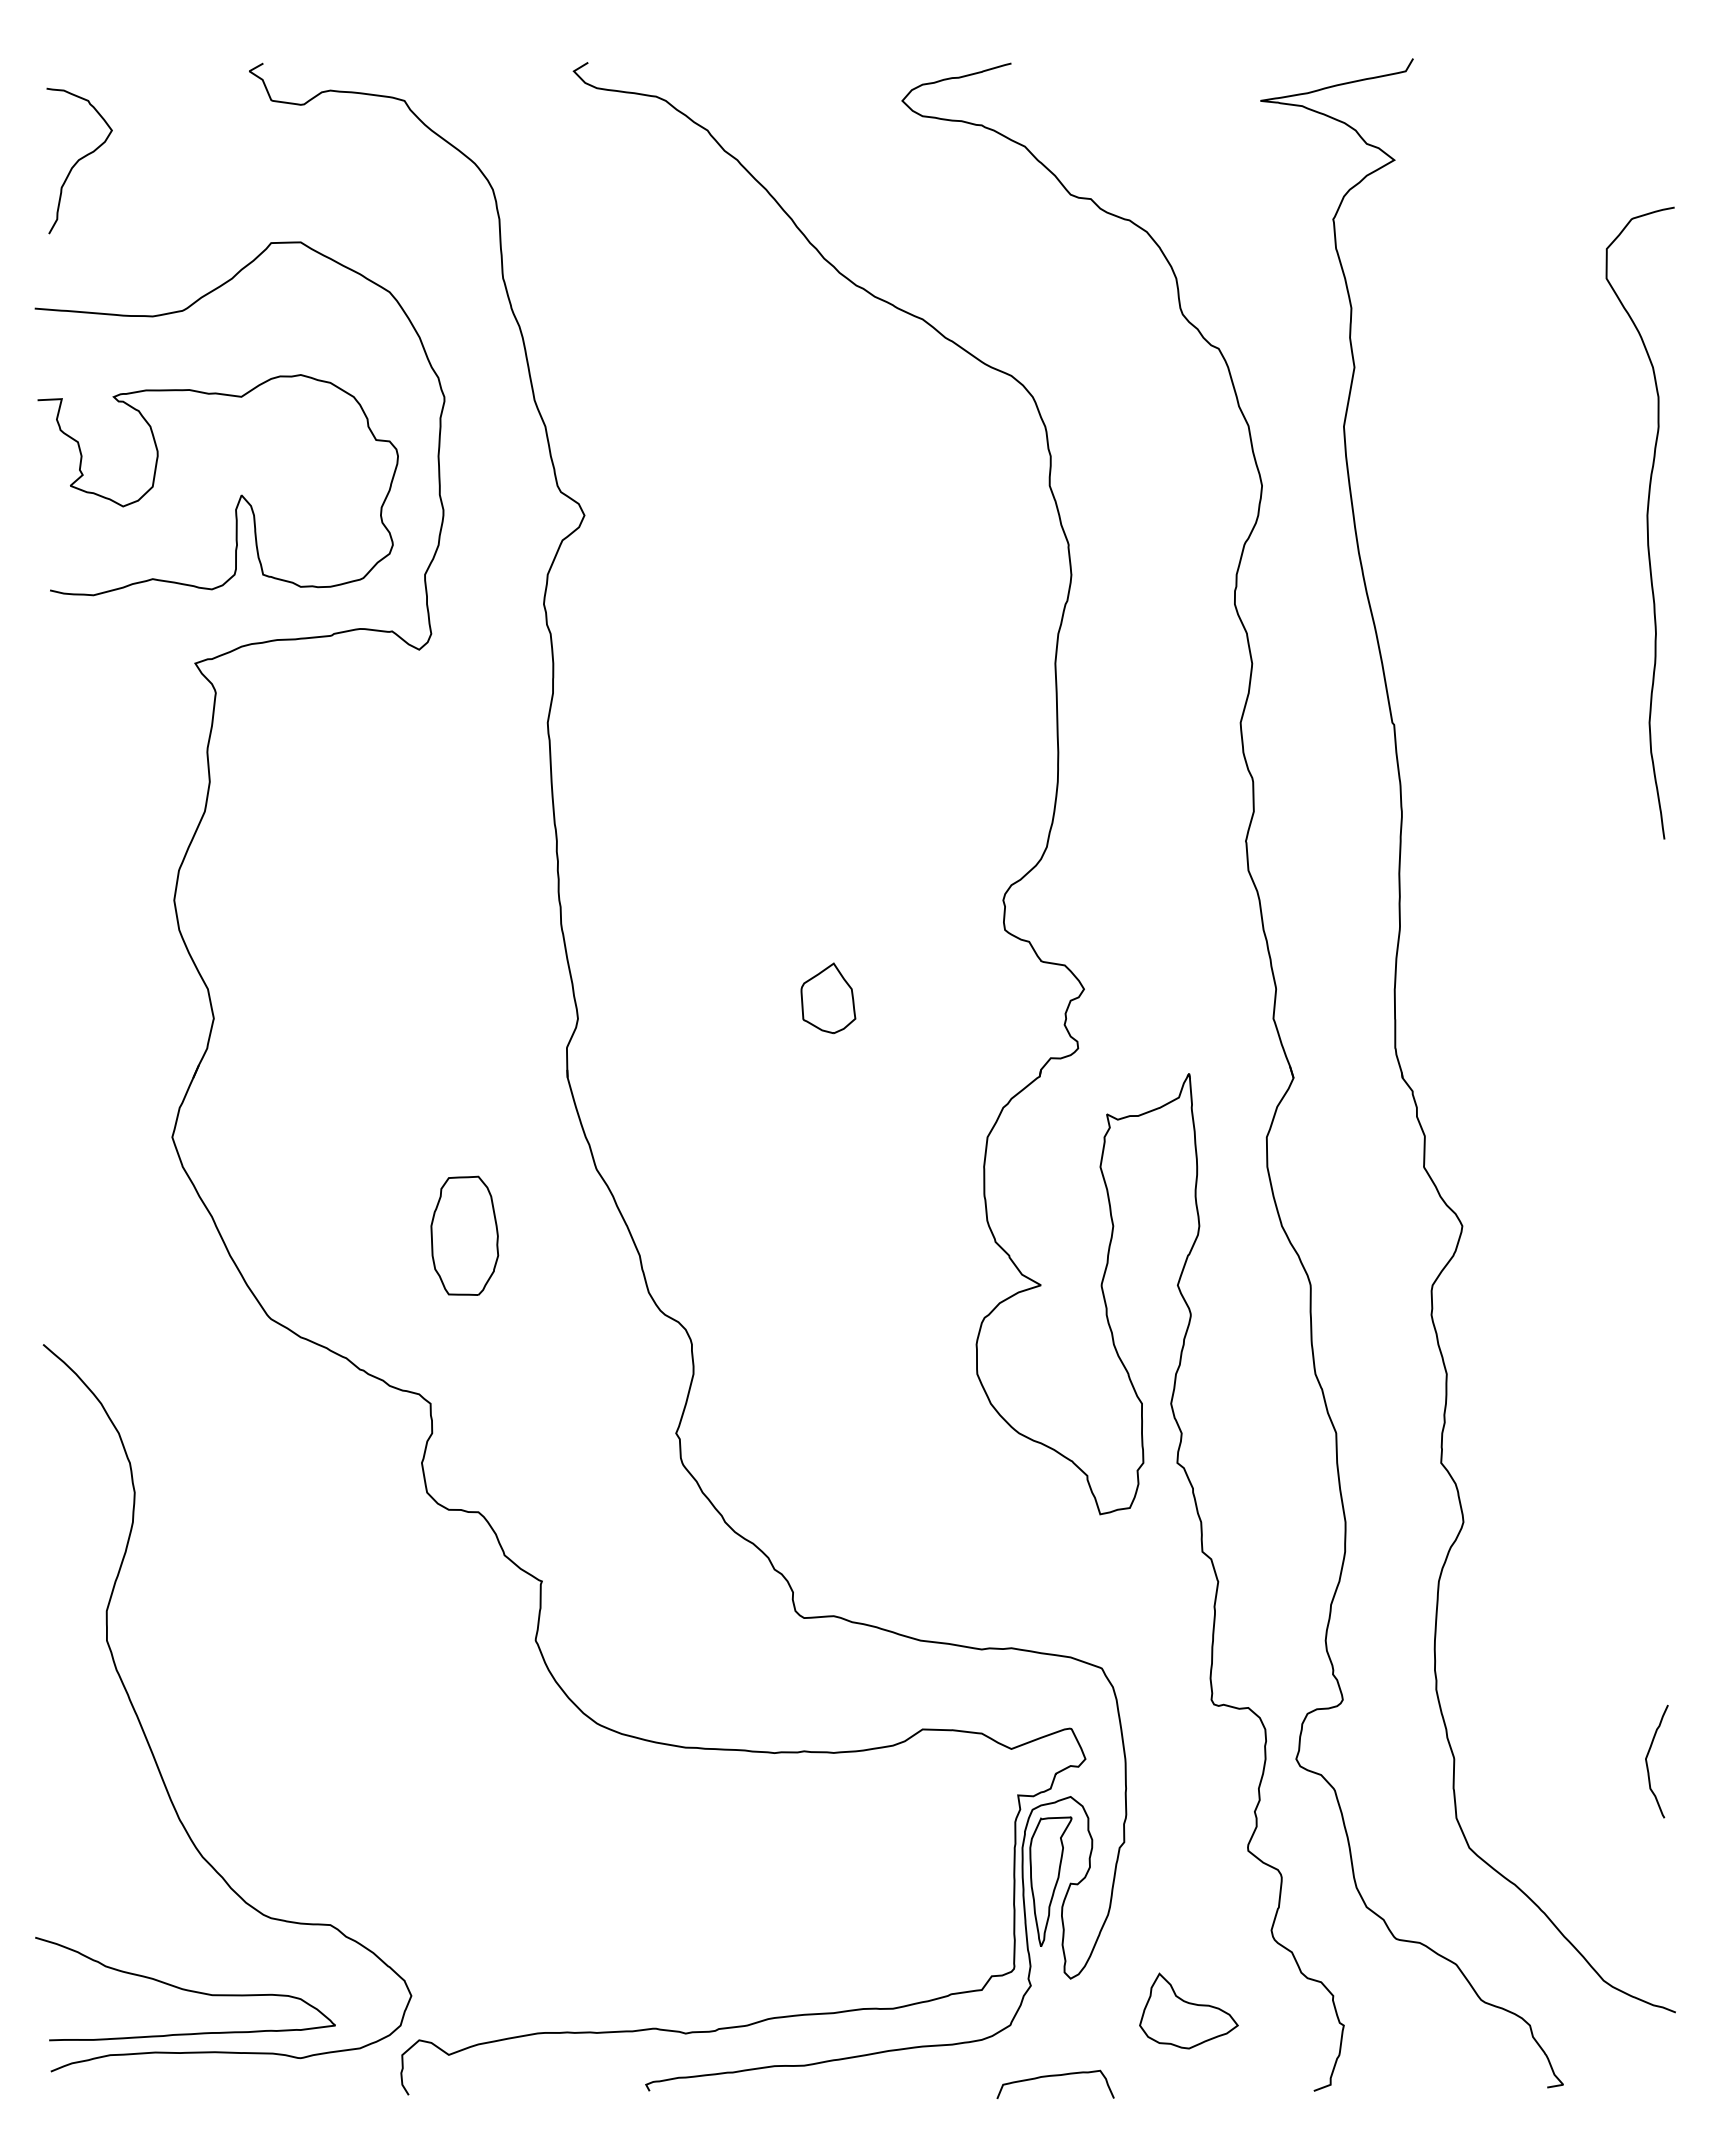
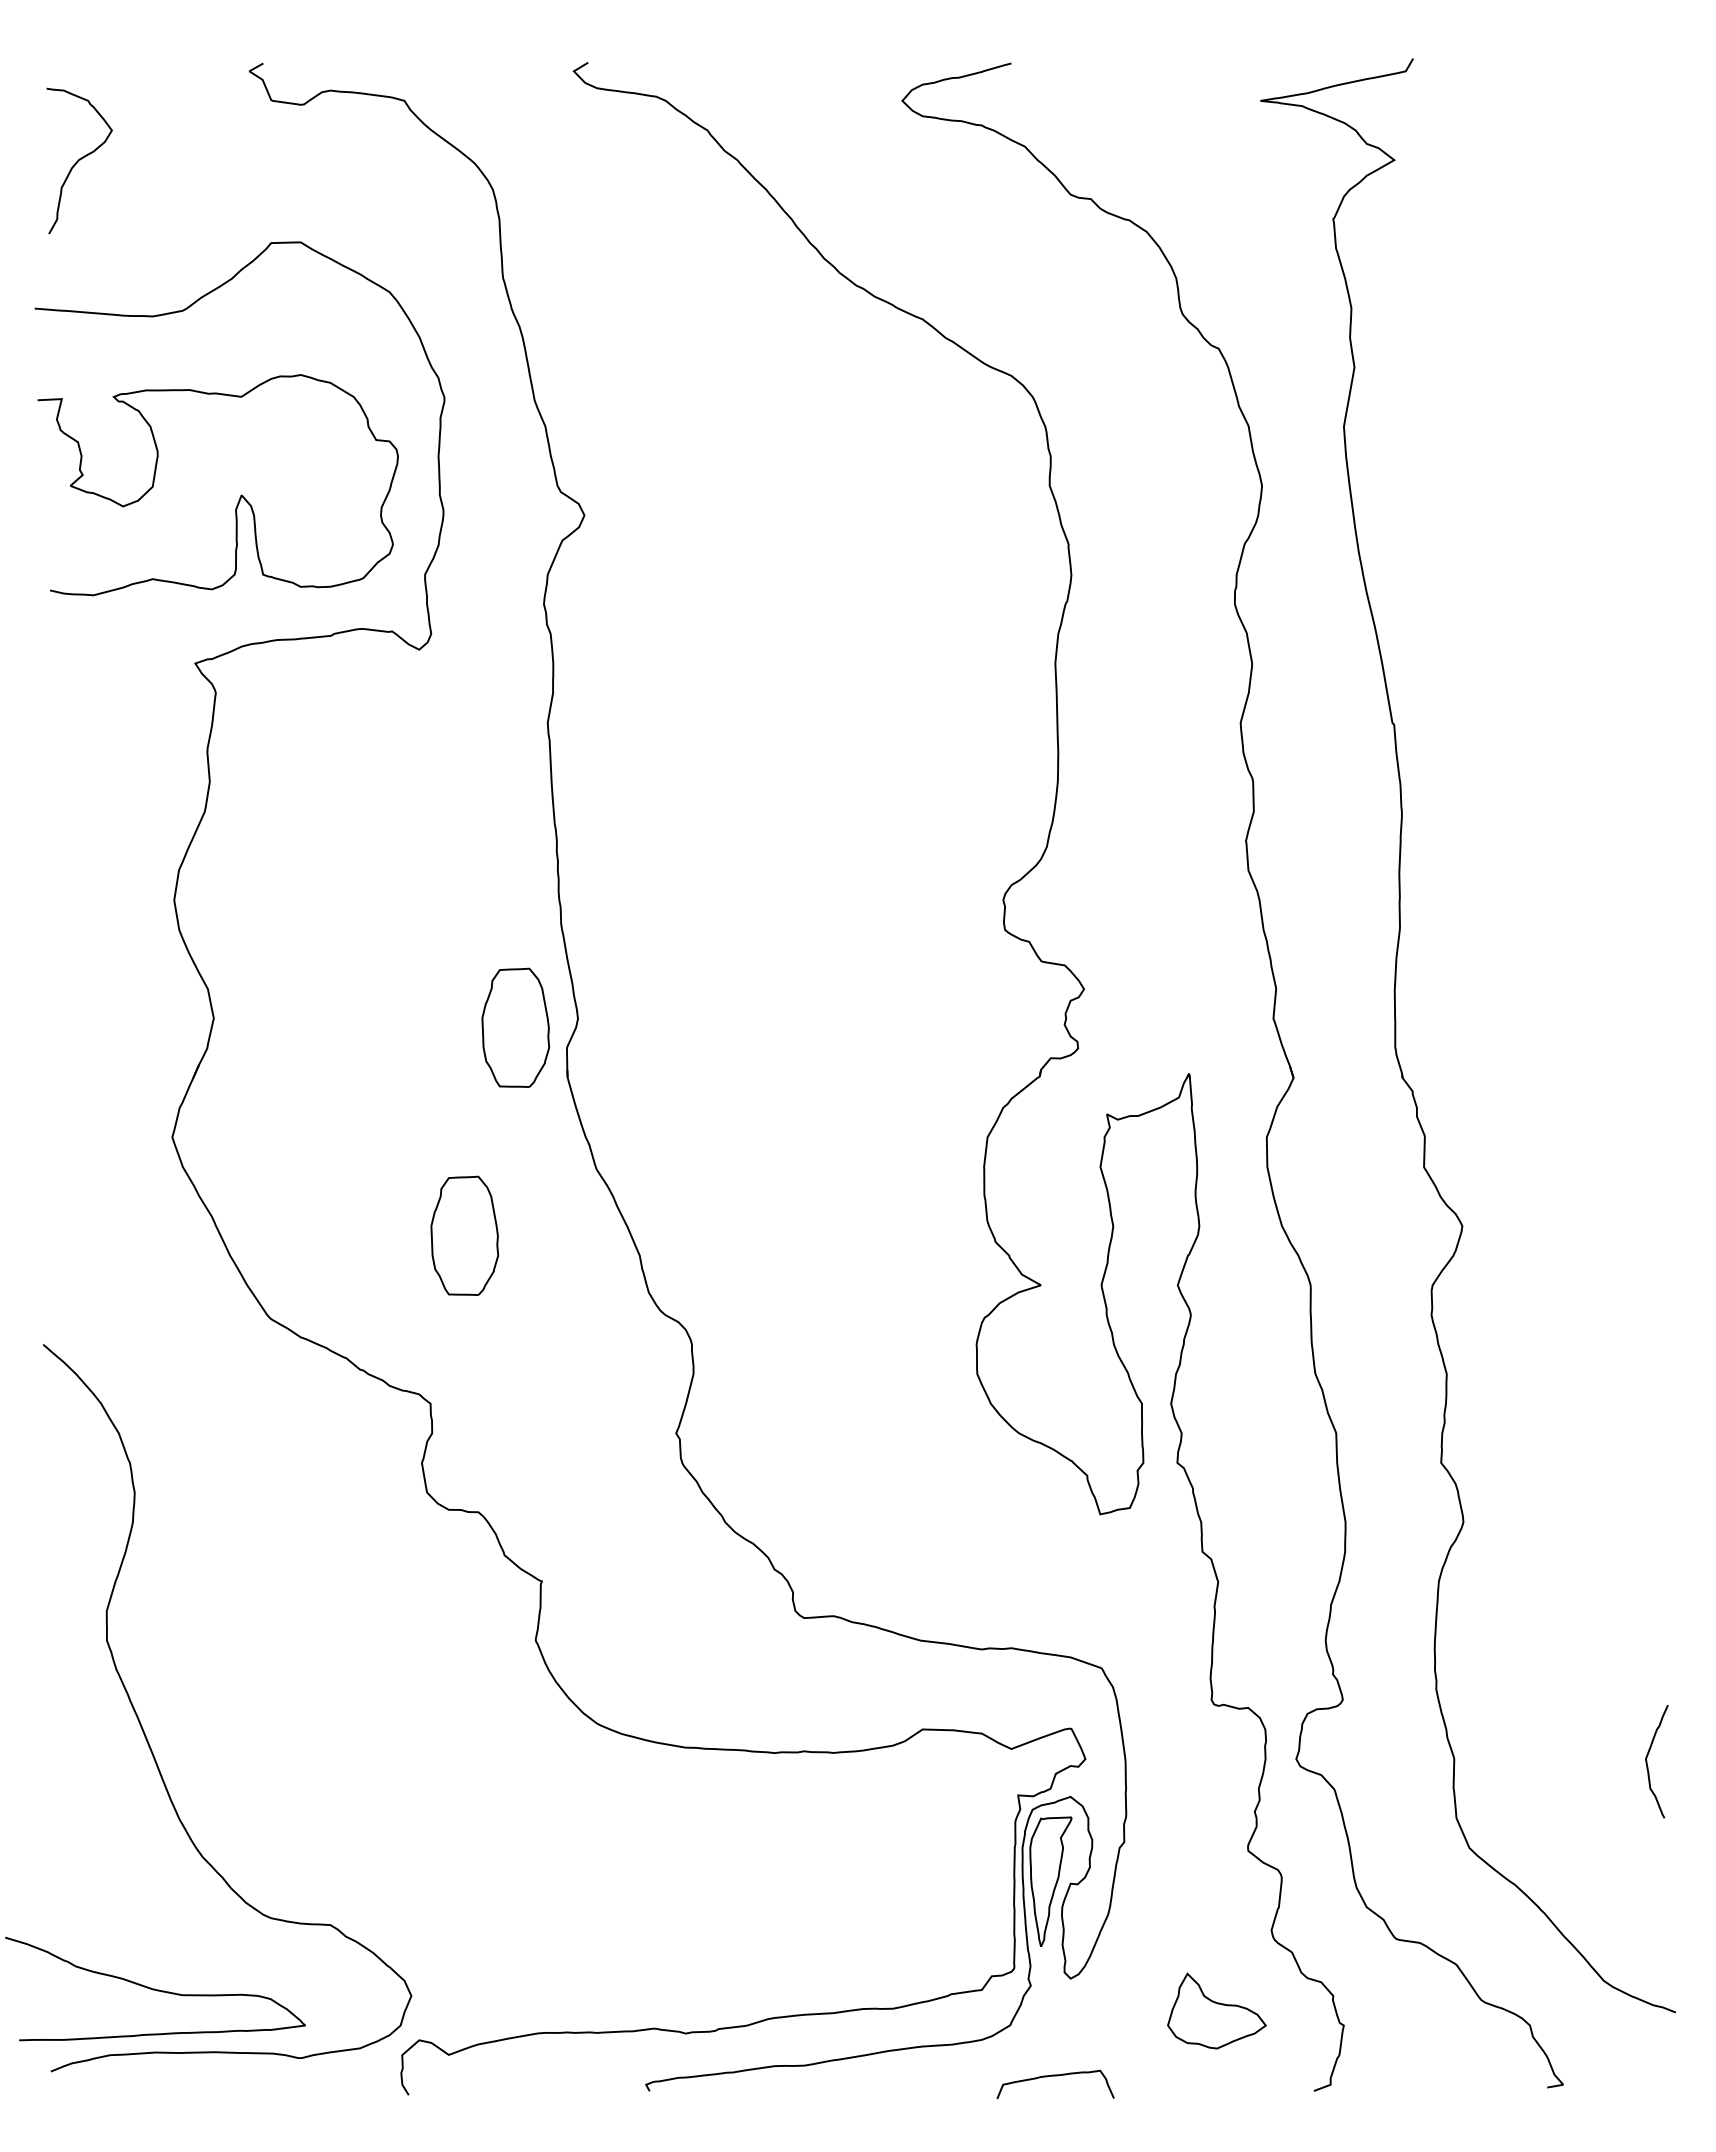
curve: present -> none (1646, 522)
part: present -> none (828, 998)
part: none -> present (515, 1027)
curve position: (184, 1988) -> (154, 1988) (154, 1988)
part position: (1188, 2010) -> (1216, 2010) (1216, 2010)
